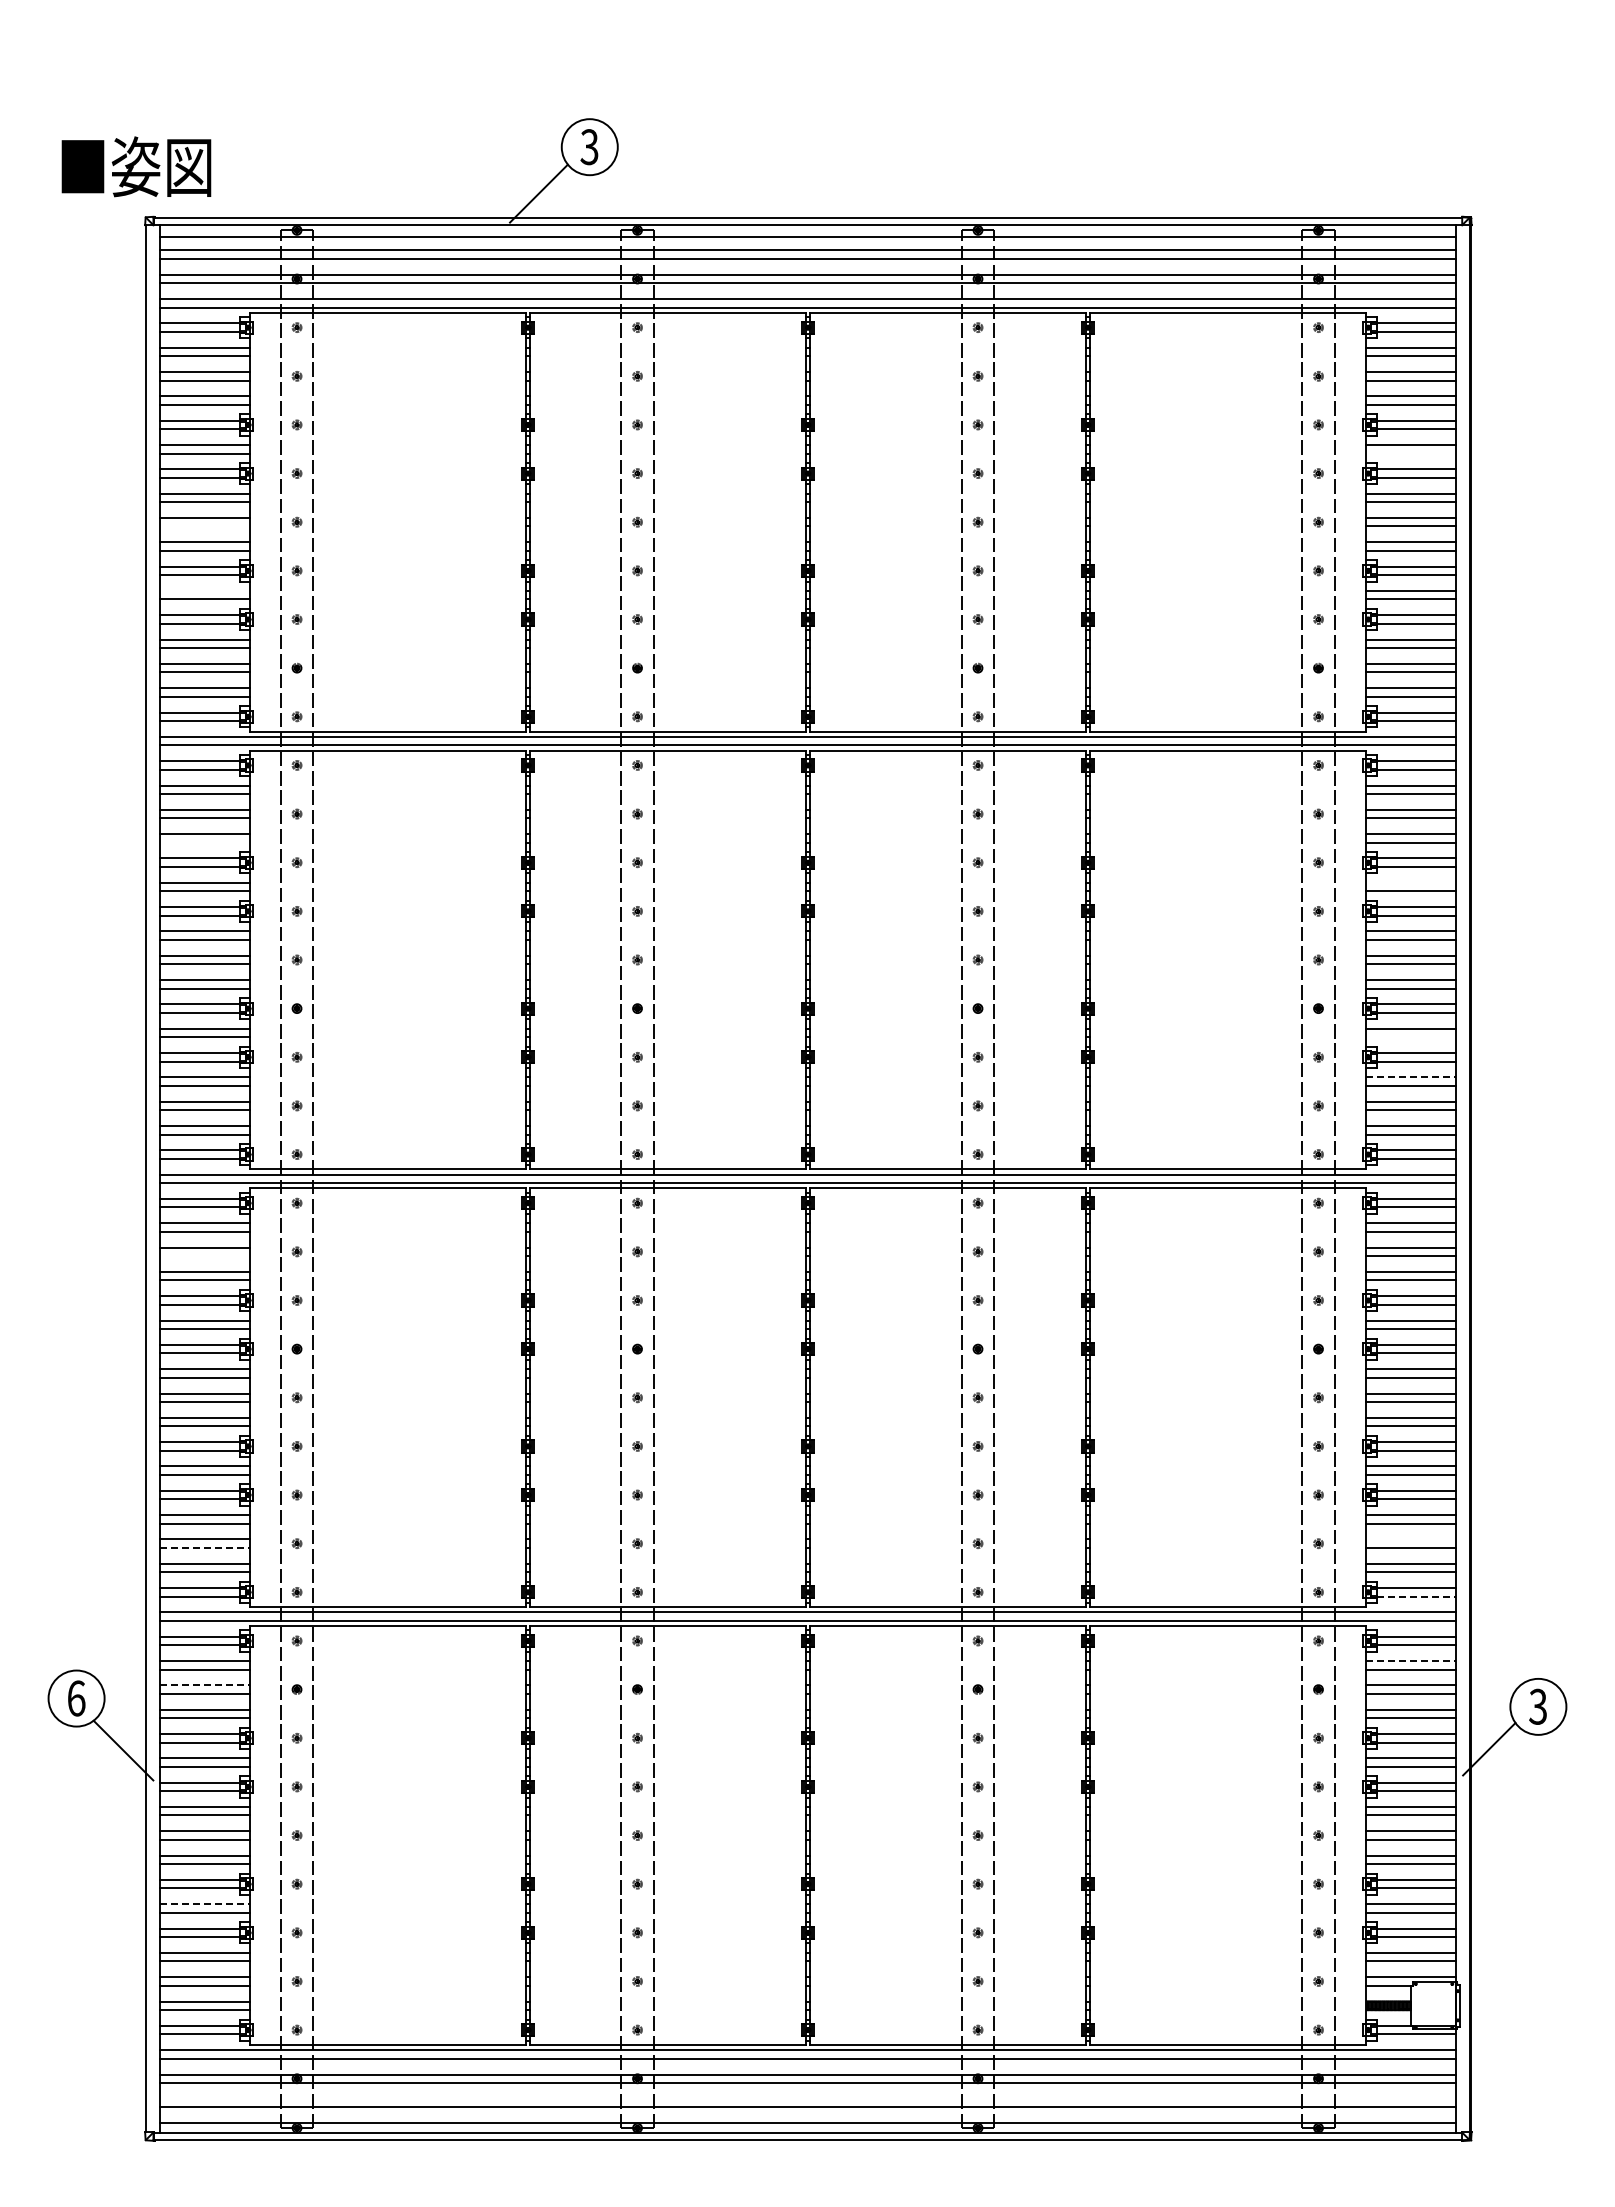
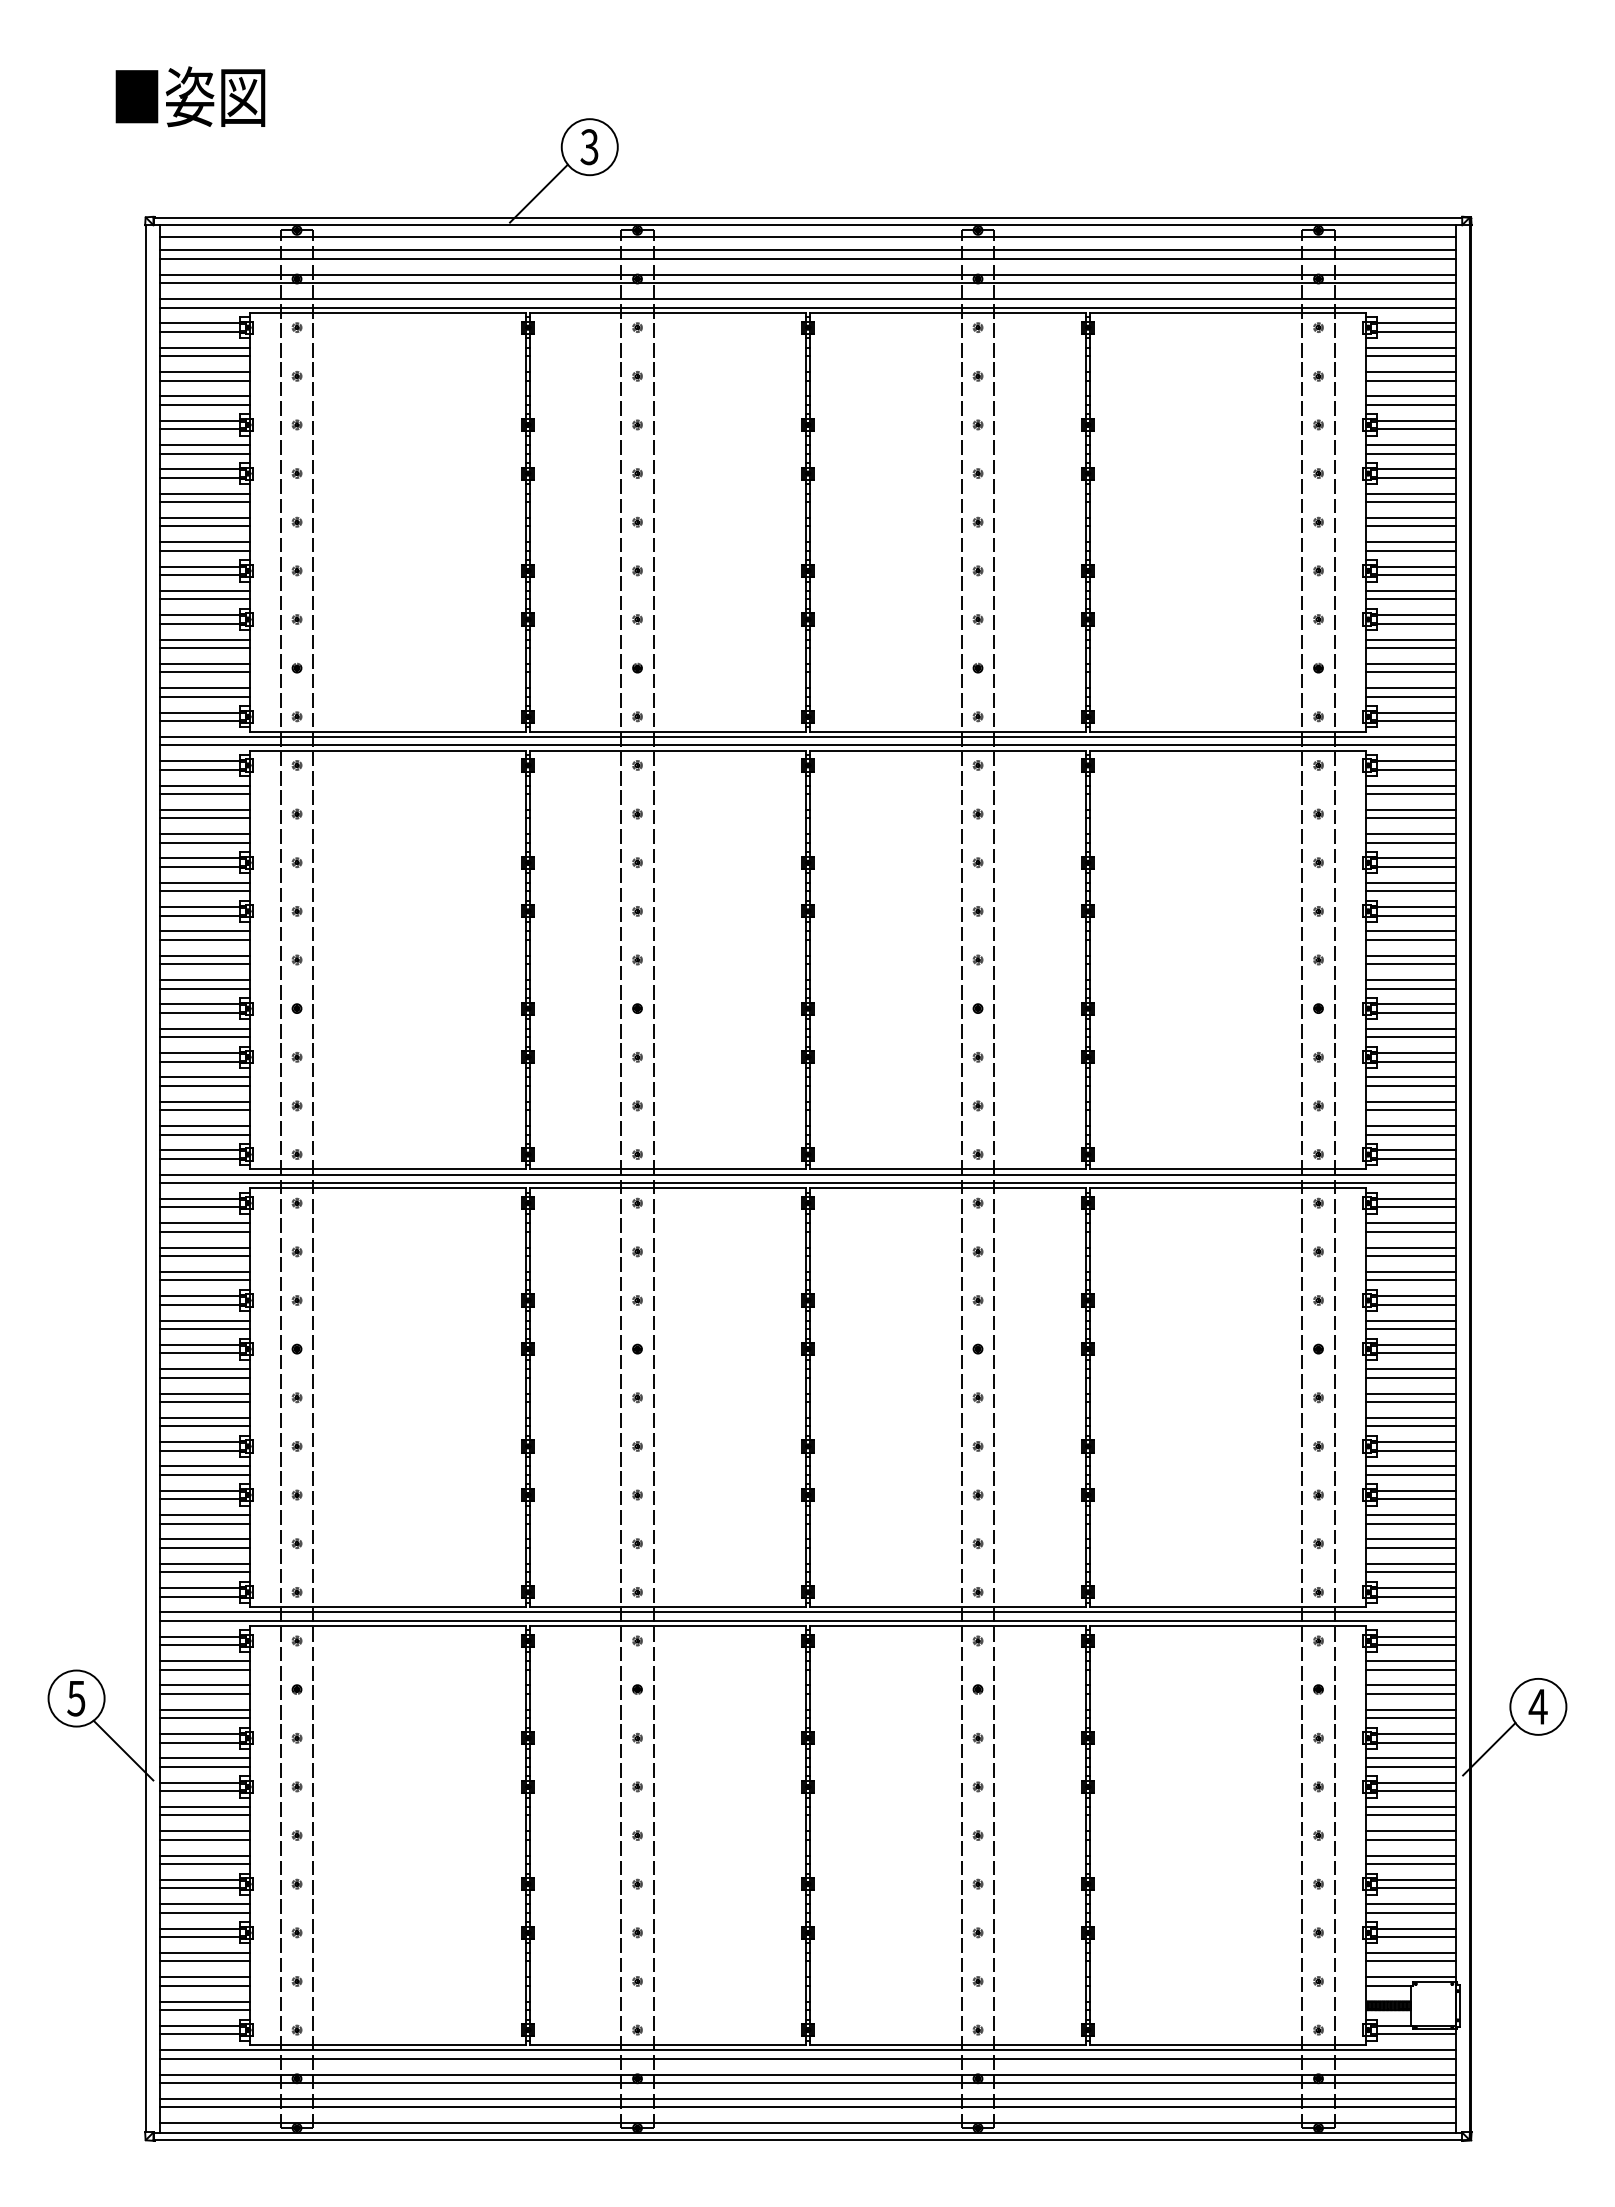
text position: (136, 166) -> (190, 96) (190, 96)
line: none -> present (1410, 453)
line: none -> present (204, 526)
line: none -> present (204, 590)
line: none -> present (204, 842)
line: none -> present (1410, 882)
line: none -> present (1410, 1037)
line: dashed -> solid (1410, 1077)
line: none -> present (204, 1256)
line: none -> present (1410, 1539)
line: dashed -> solid (205, 1547)
line: dashed -> solid (1416, 1596)
line: dashed -> solid (1410, 1661)
line: dashed -> solid (205, 1685)
text: 6 -> 5 (76, 1698)
text: 3 -> 4 (1537, 1706)
line: dashed -> solid (205, 1904)
line: none -> present (807, 2098)
